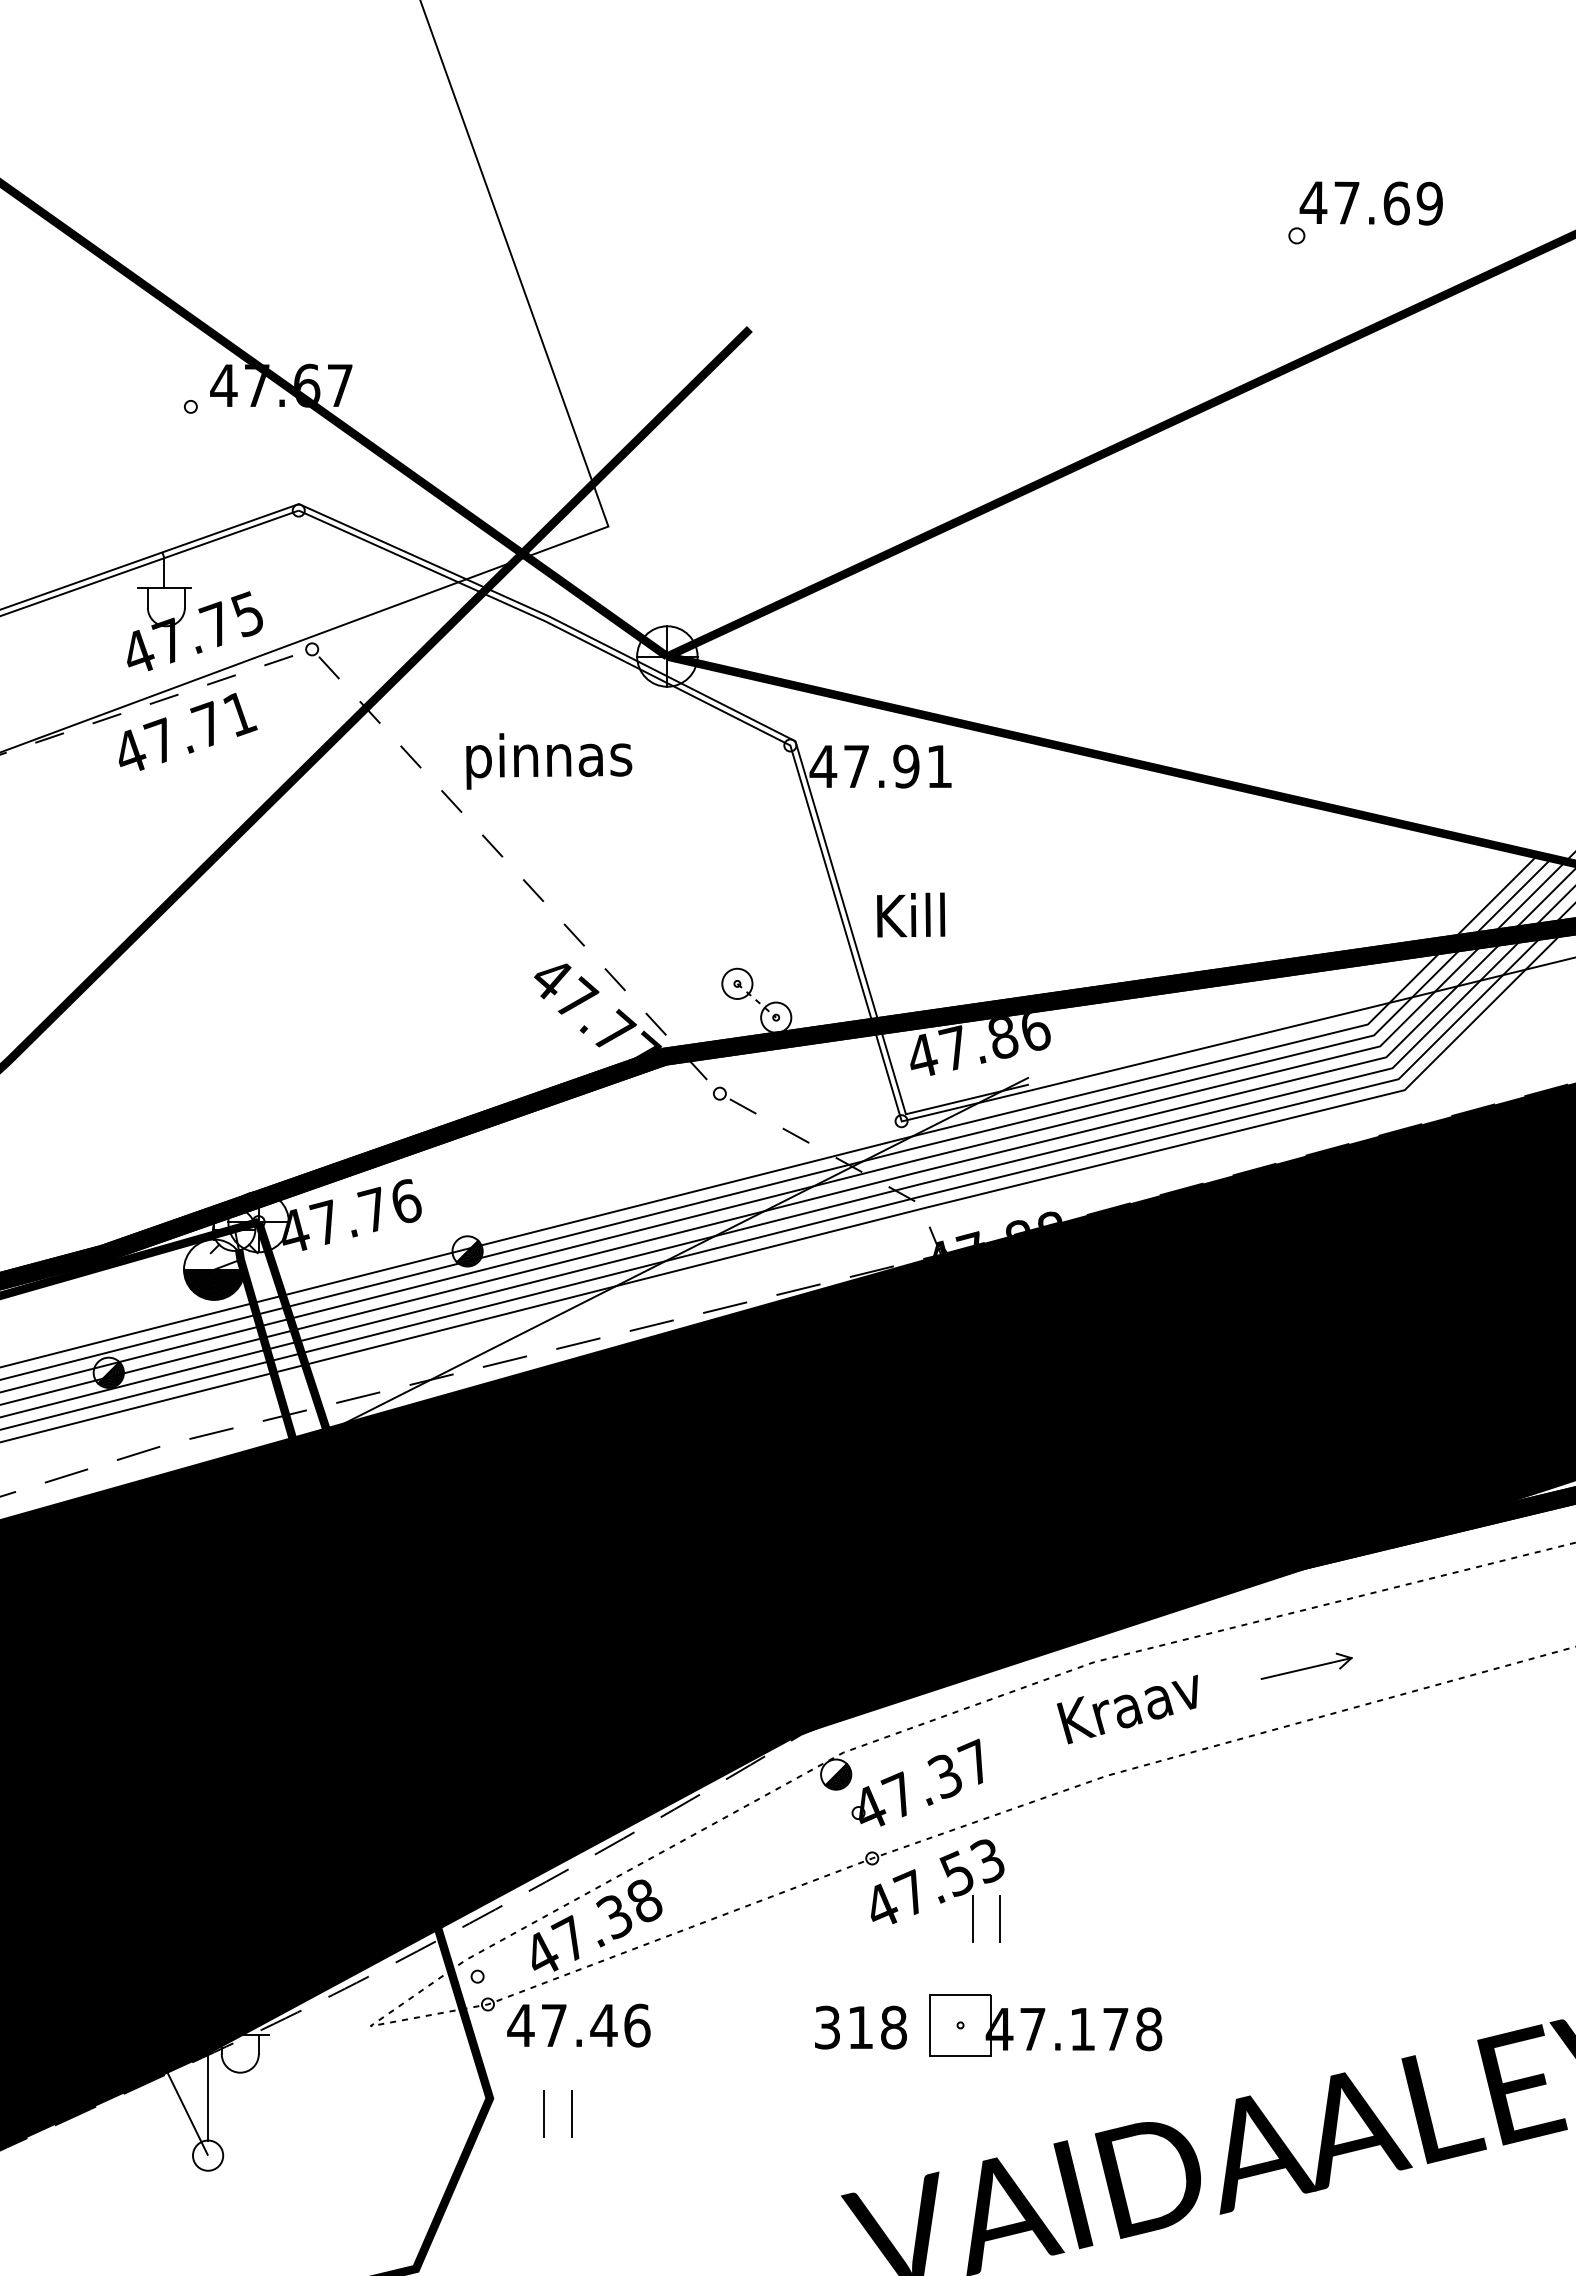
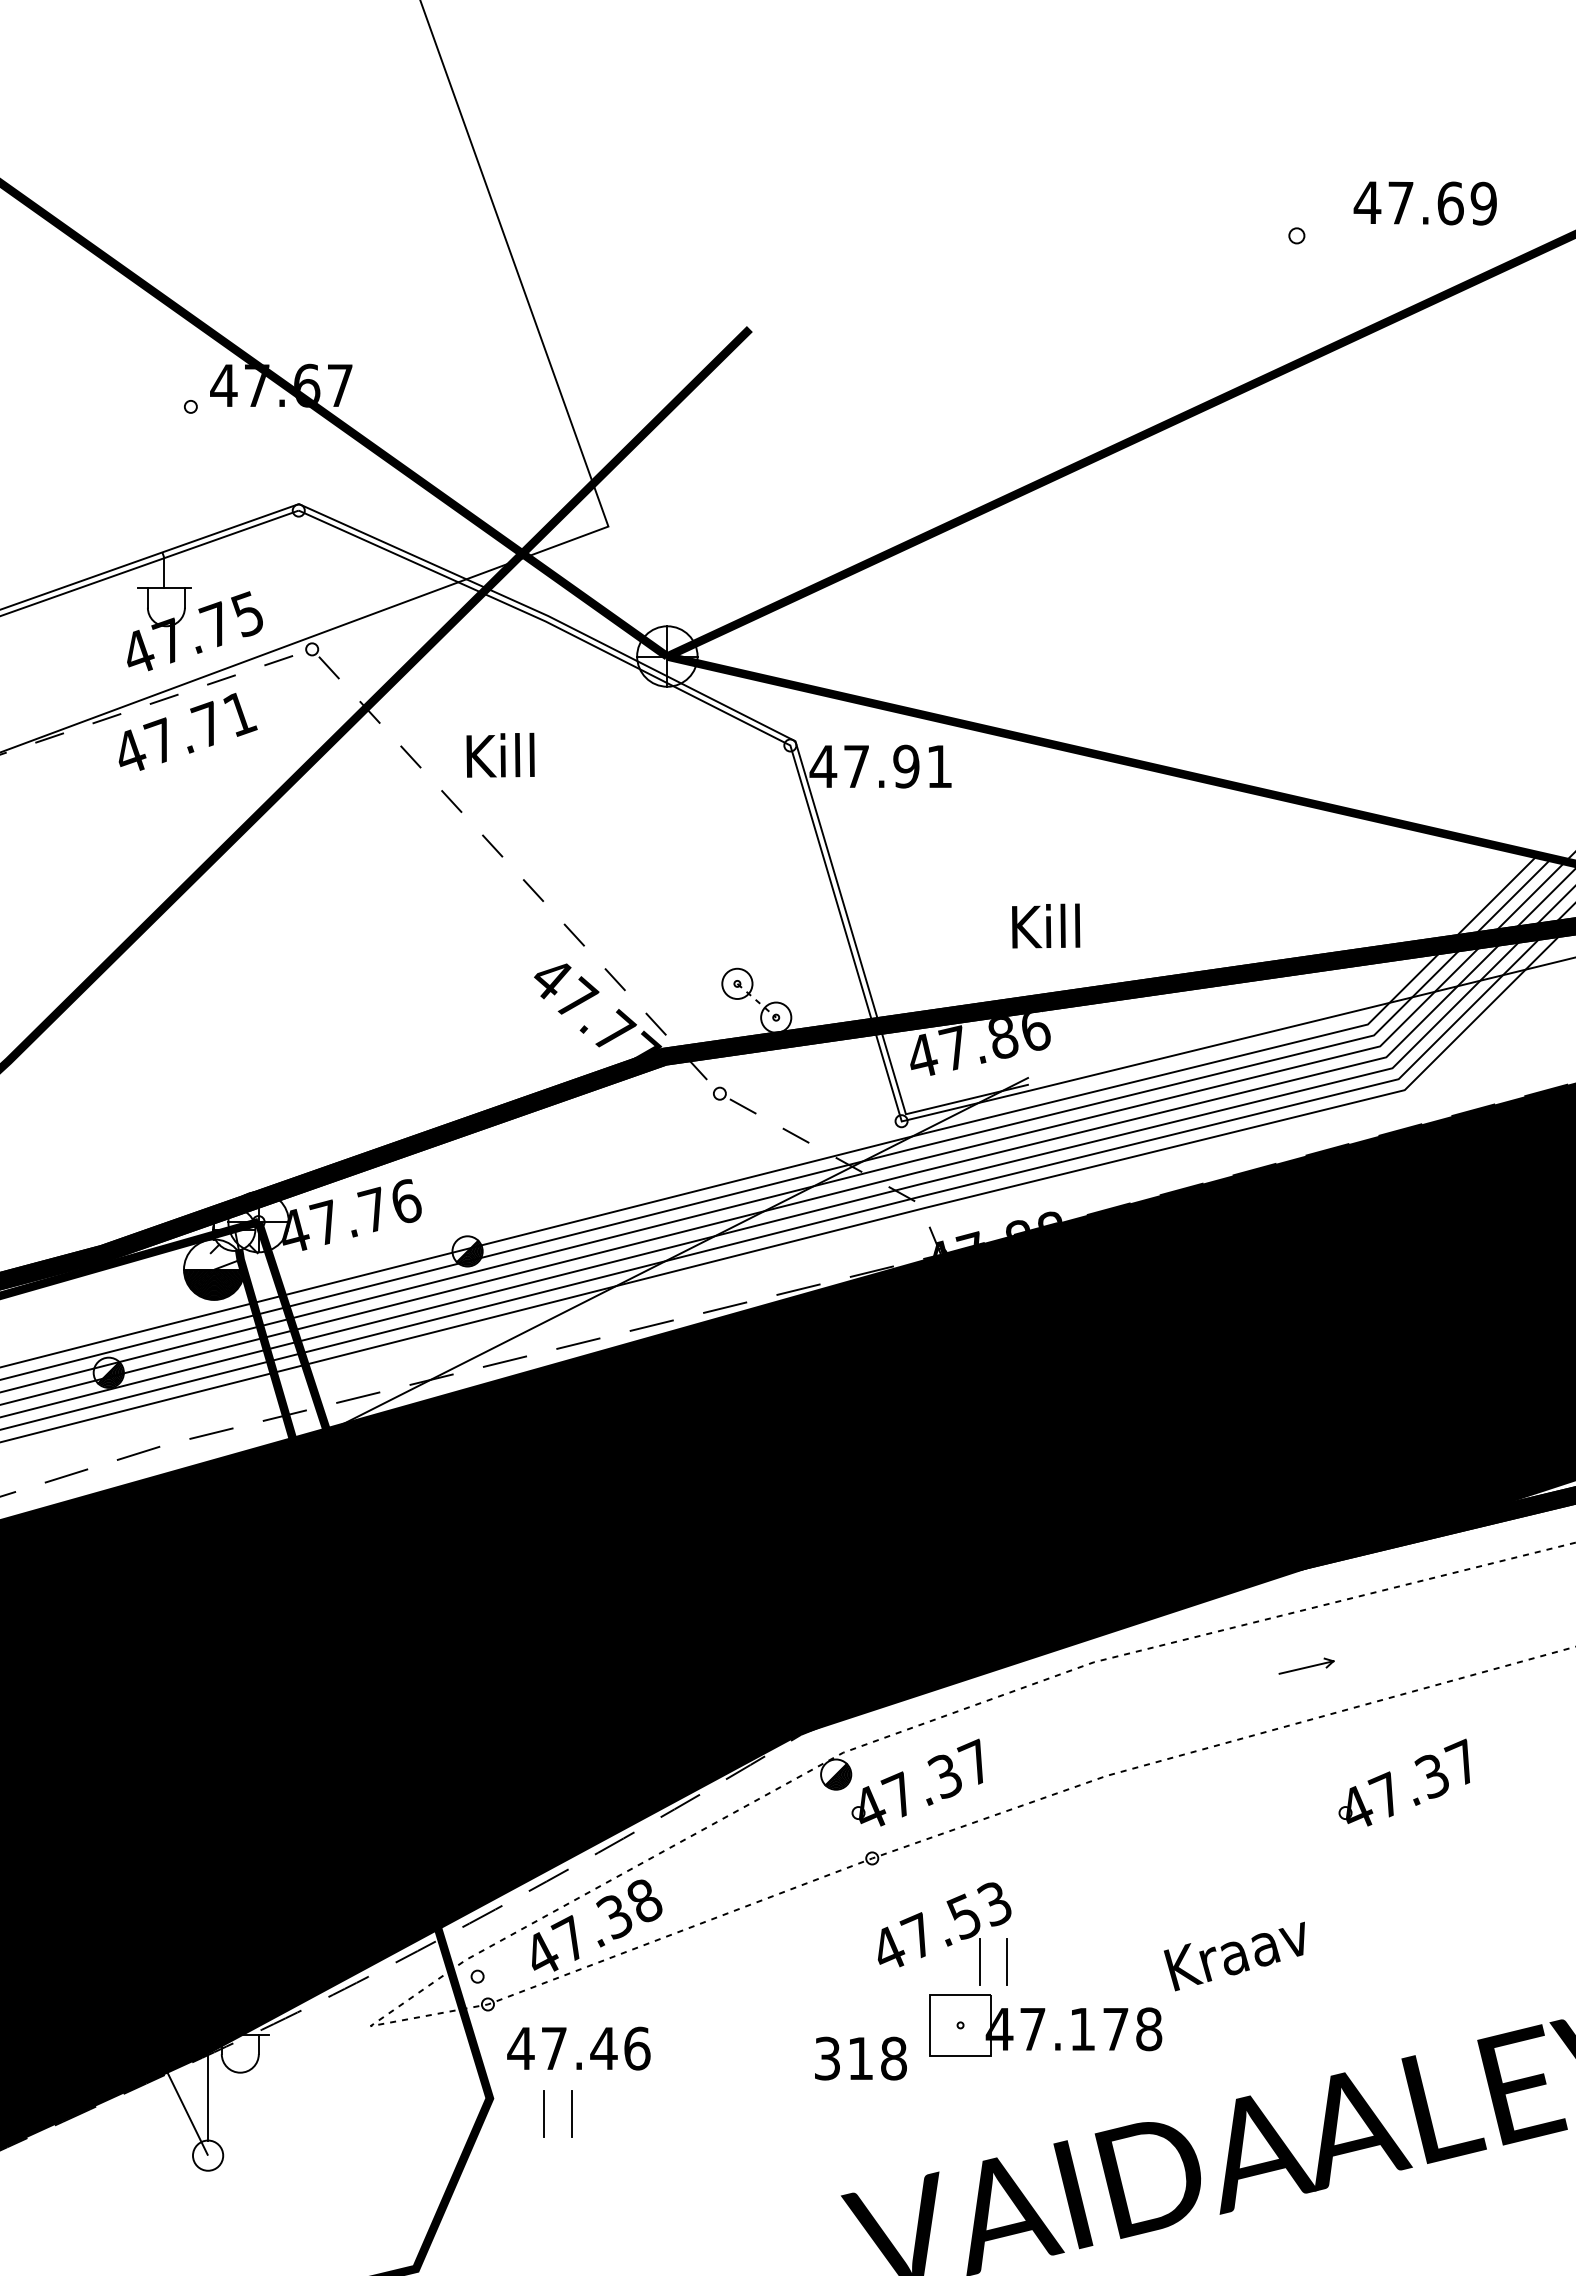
text position: (1370, 203) -> (1424, 203) (1424, 203)
text: pinnas -> Kill (549, 760)
text position: (911, 914) -> (1046, 925) (1046, 925)
part size: 93x28 px -> 57x18 px (1306, 1665)
text position: (1127, 1709) -> (1234, 1956) (1234, 1956)
part: none -> present (1391, 1782)
part position: (939, 1896) -> (946, 1939) (946, 1939)
text position: (578, 2025) -> (578, 2048) (578, 2048)
text position: (860, 2027) -> (860, 2058) (860, 2058)
